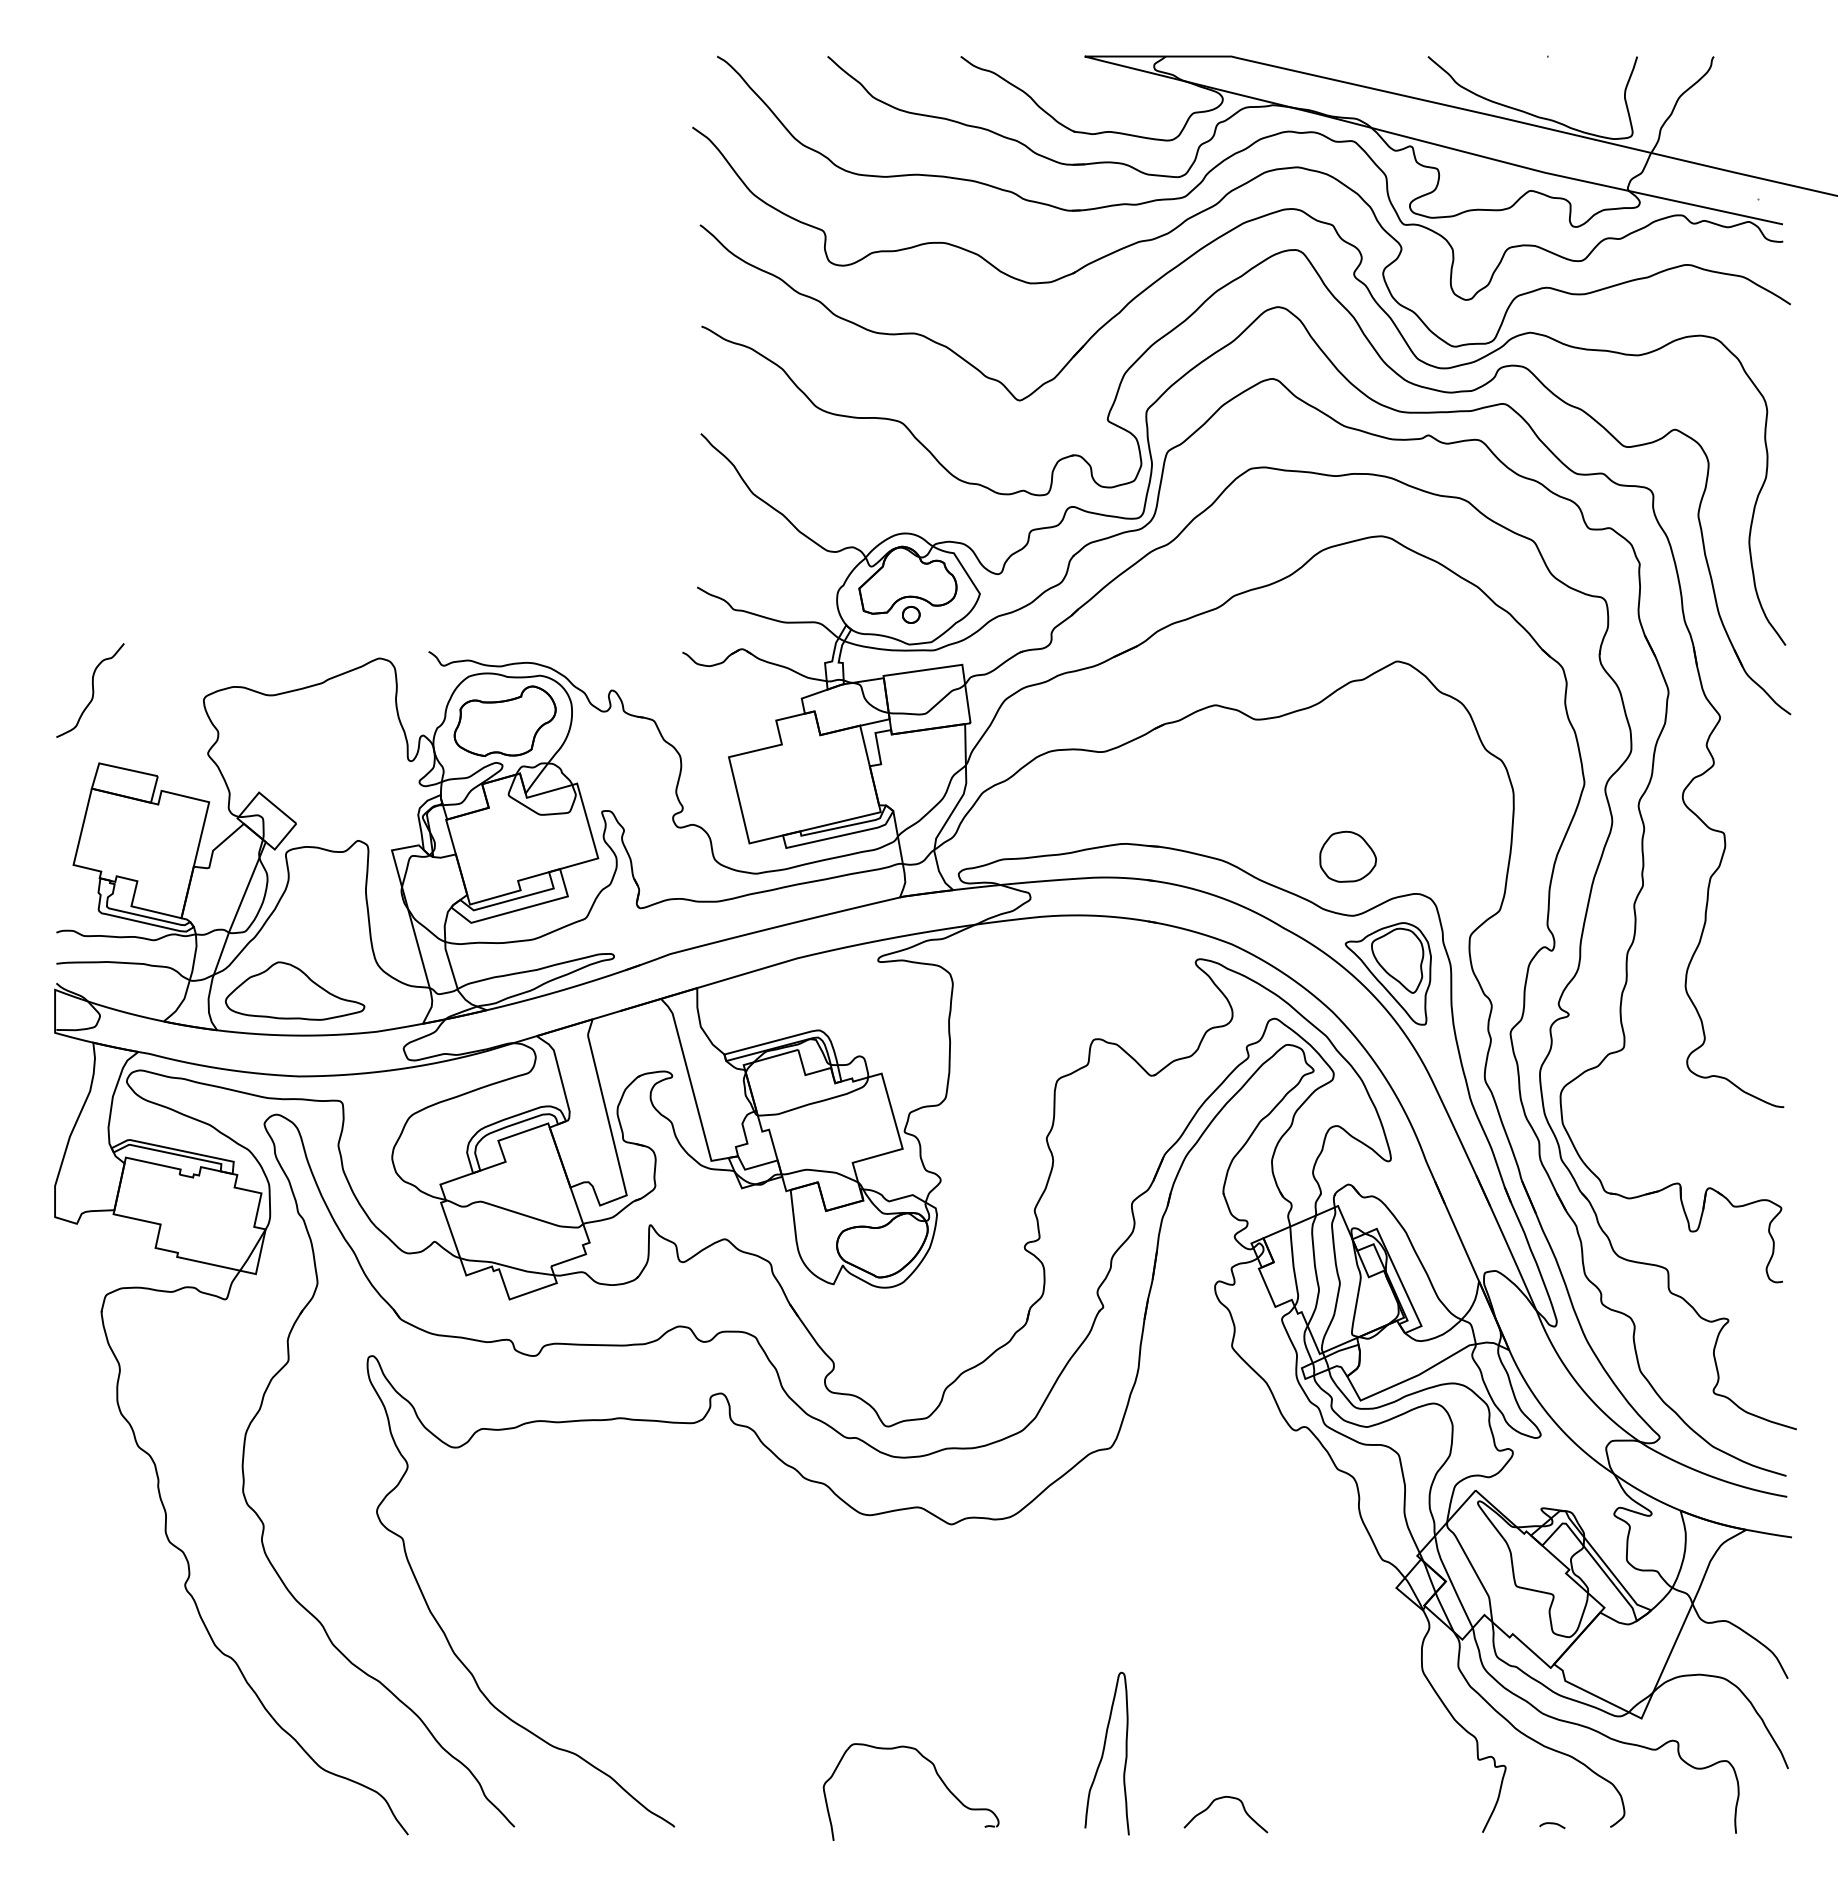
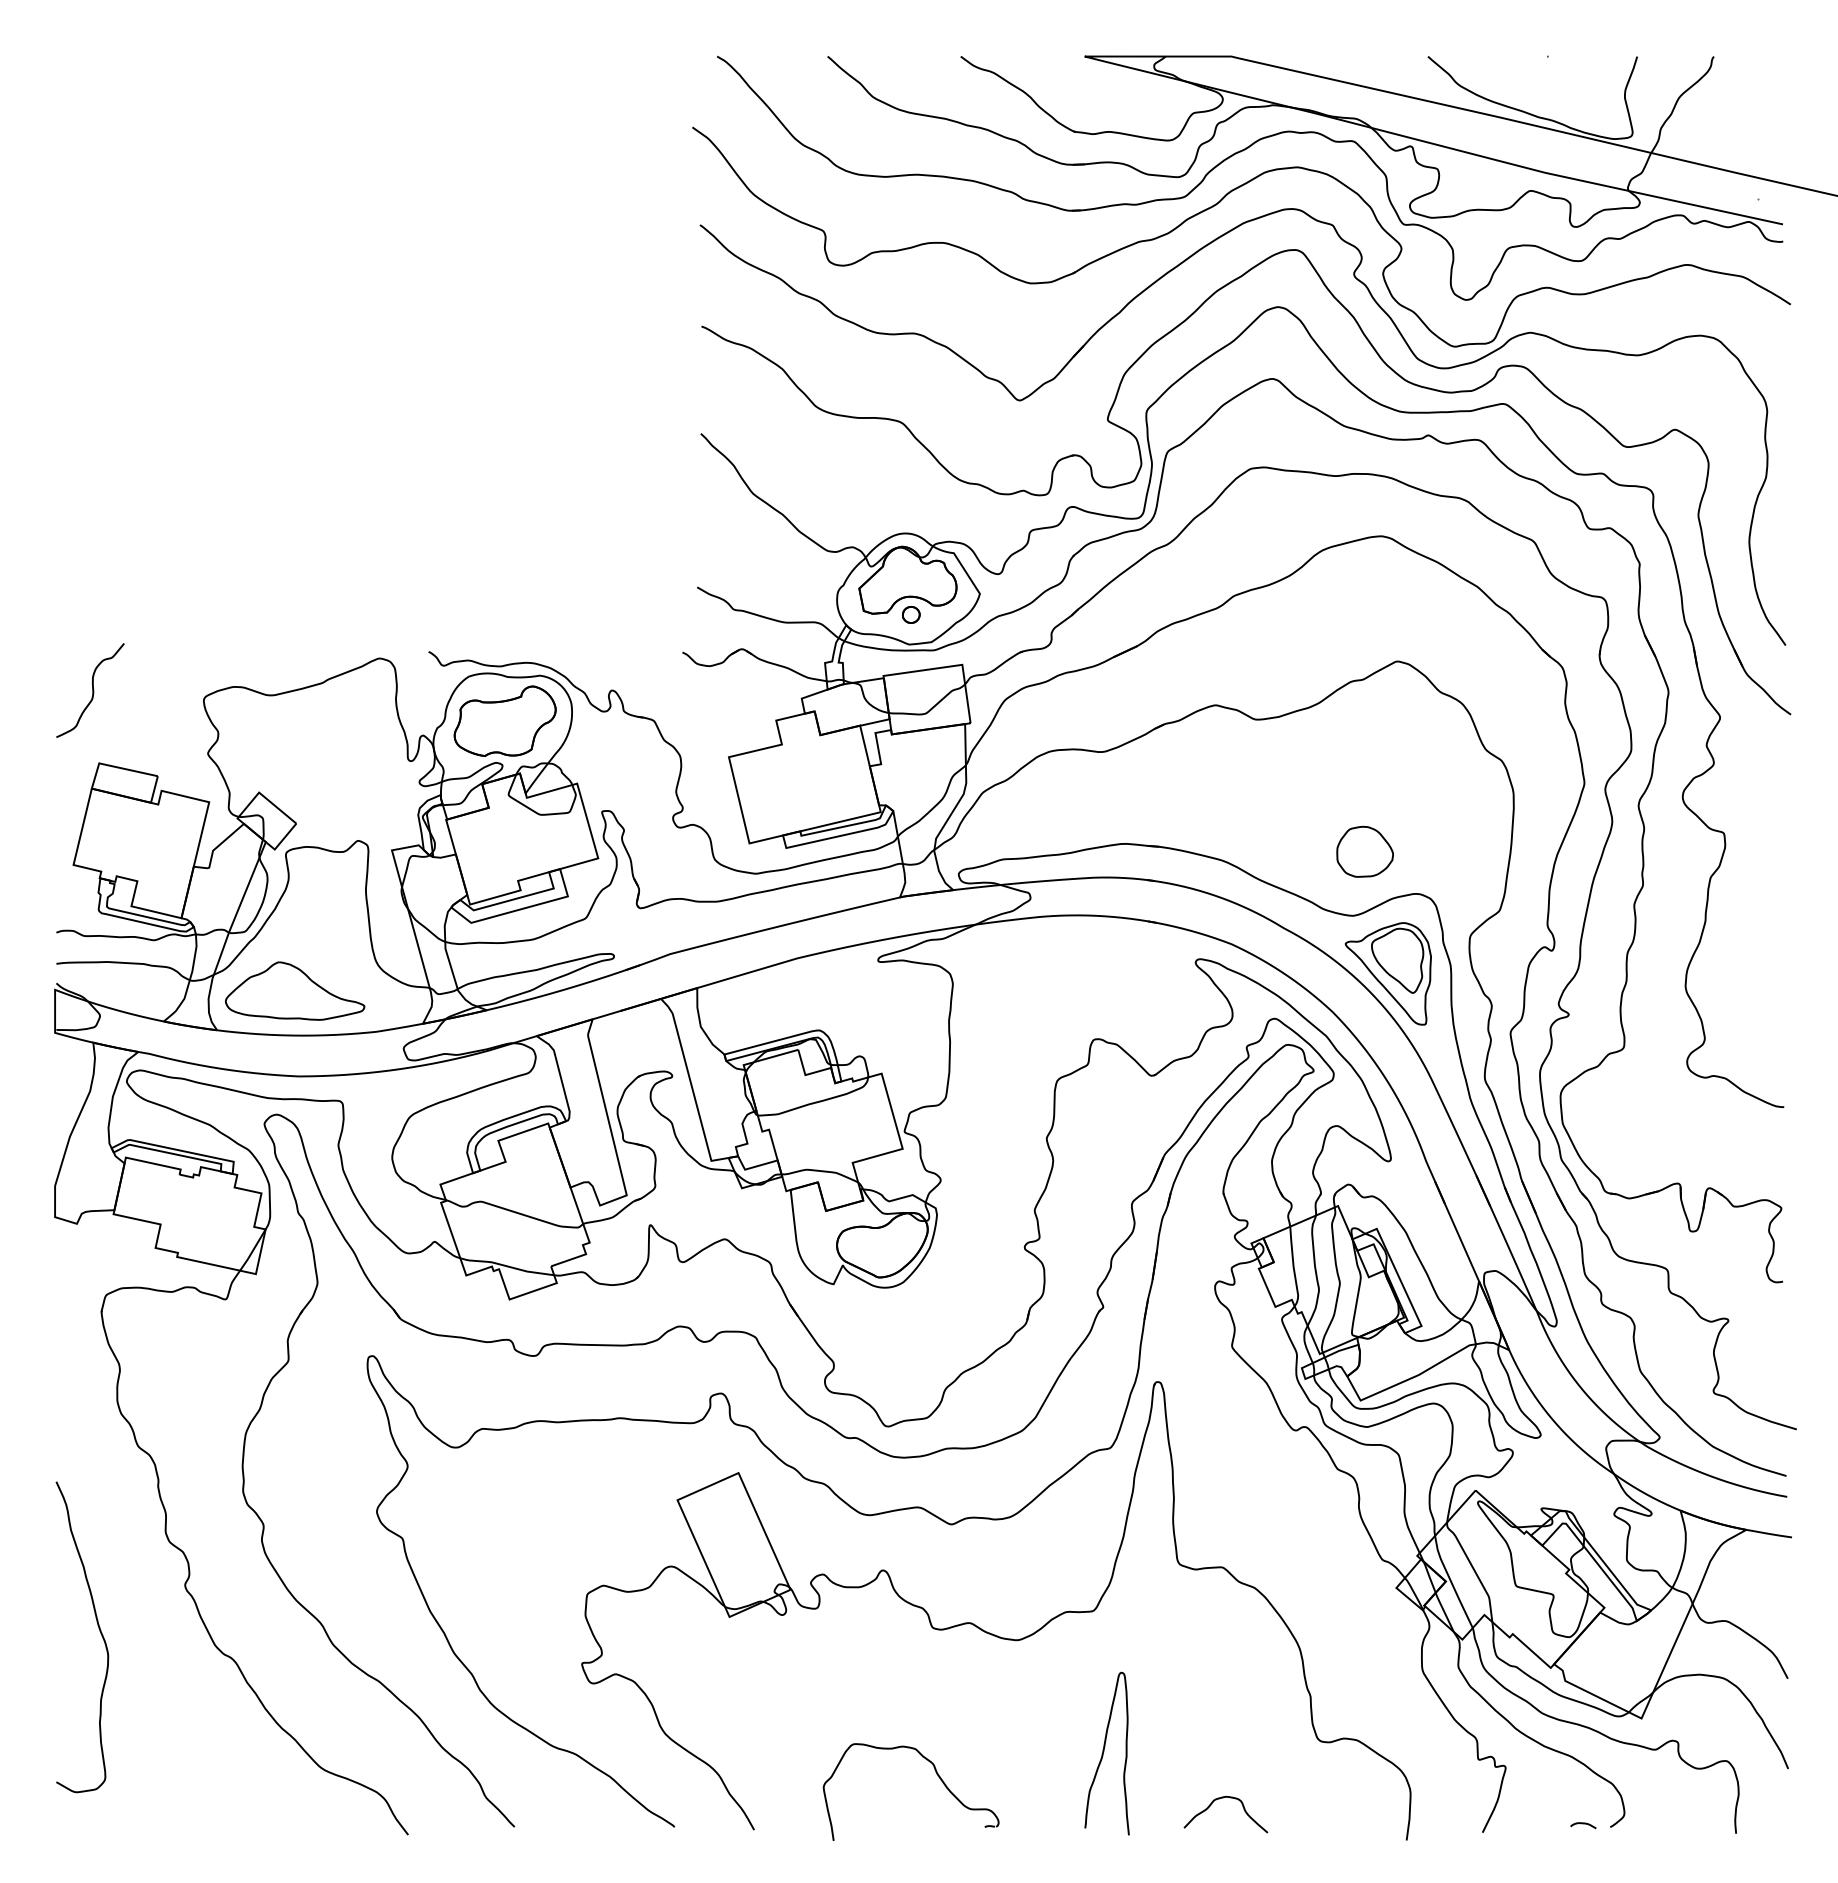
part position: (1347, 856) -> (1364, 851) (1364, 851)
curve: none -> present (99, 1631)
part: none -> present (990, 1632)
curve position: (1552, 1824) -> (1583, 1824) (1583, 1824)
